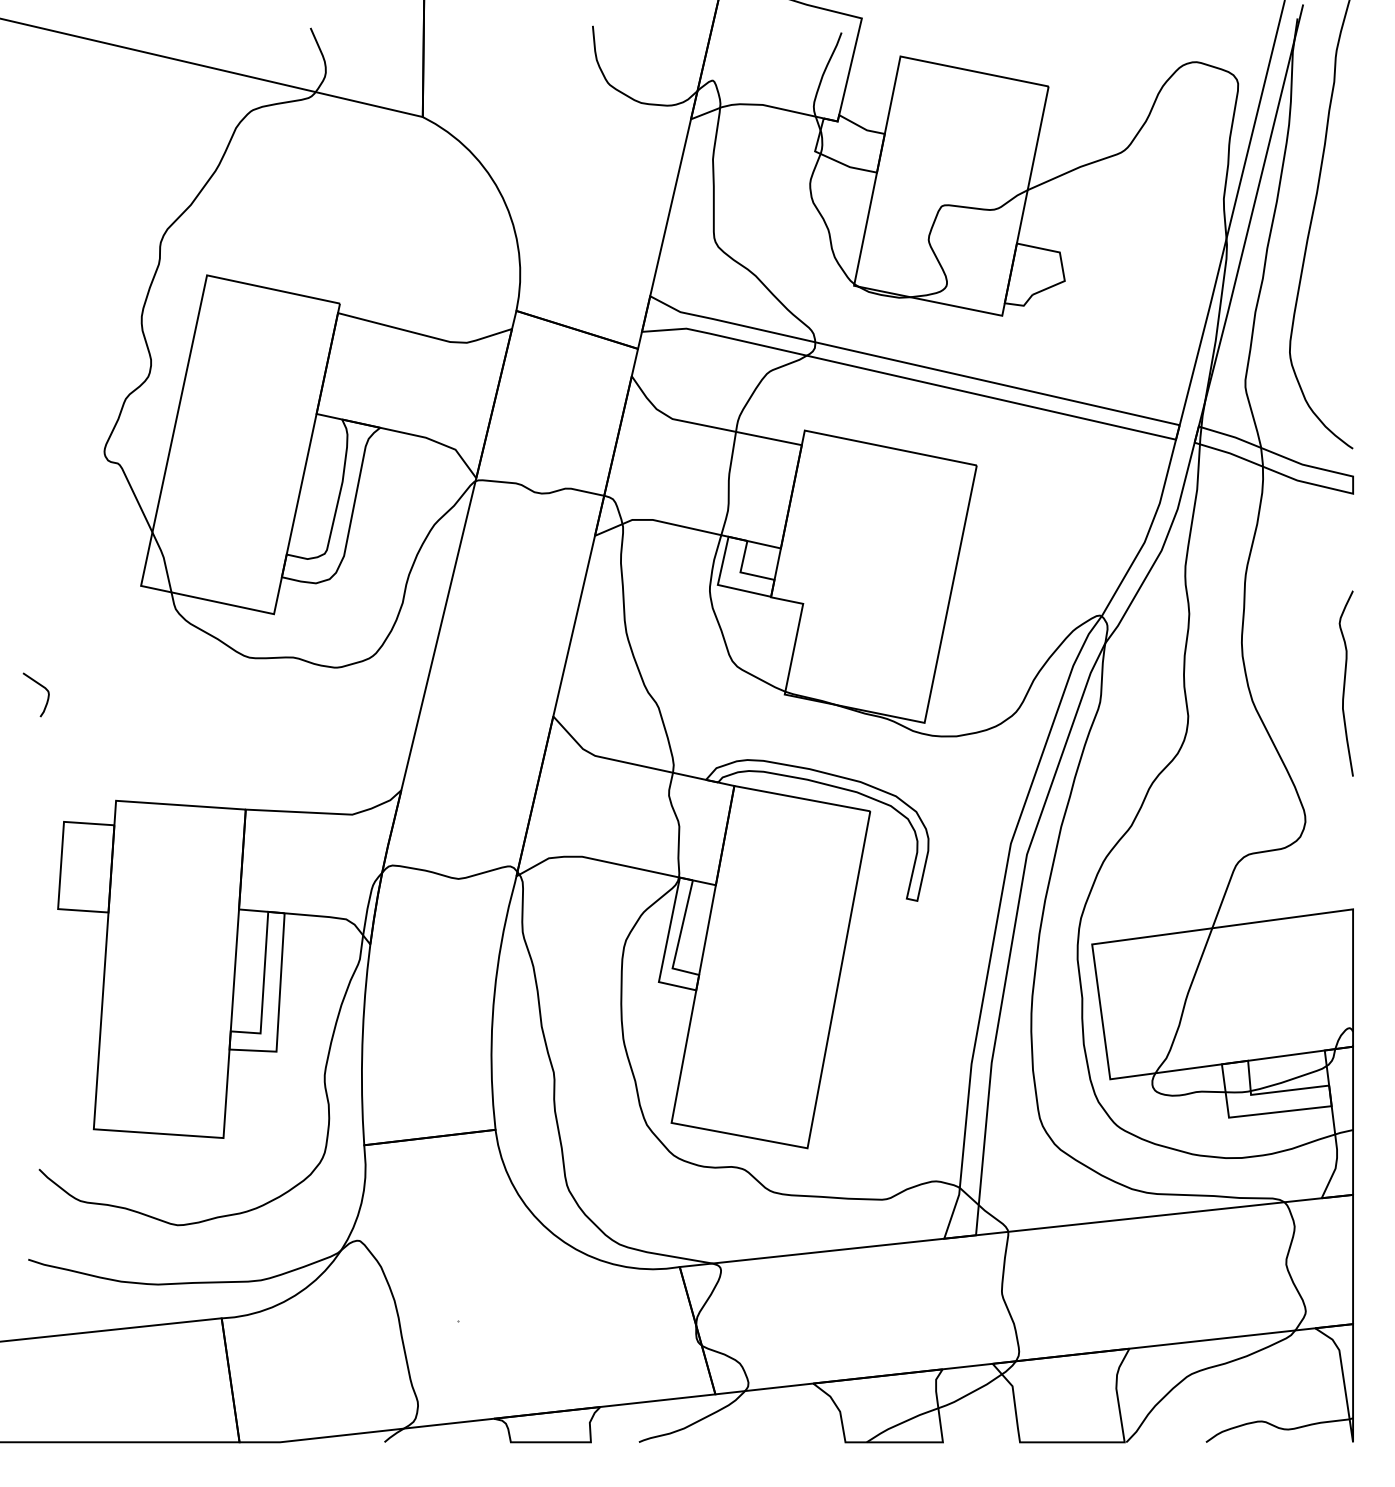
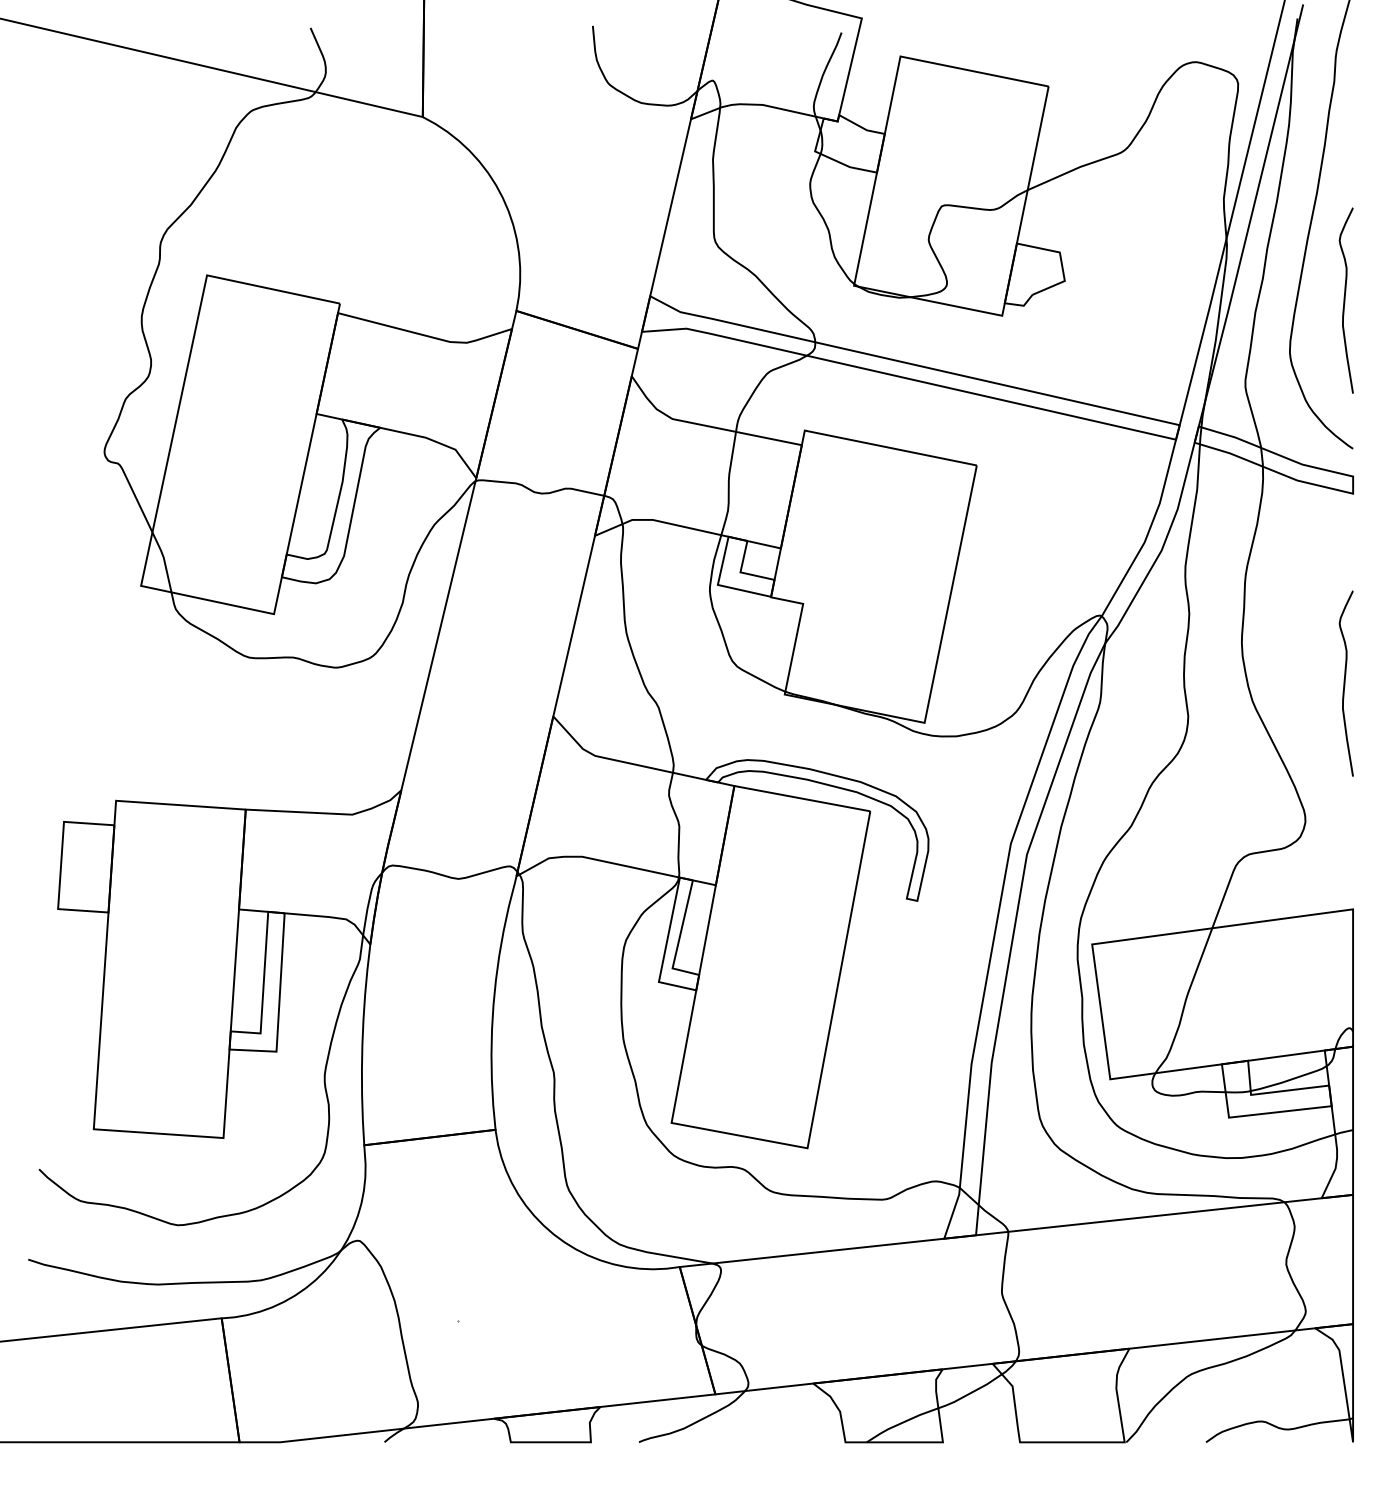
curve: none -> present (1345, 300)
curve: present -> none (39, 685)
